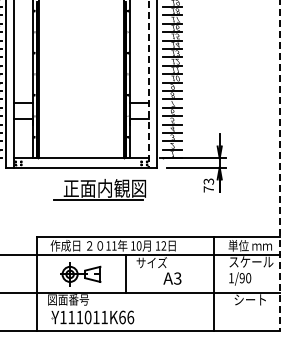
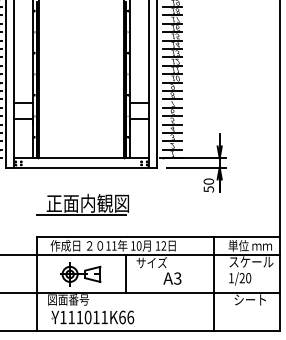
line: dashed -> solid (148, 83)
line: dashed -> solid (280, 166)
text: 73 -> 50 (208, 185)
part position: (99, 189) -> (82, 204) (82, 204)
text: 1/90 -> 1/20 (241, 278)
